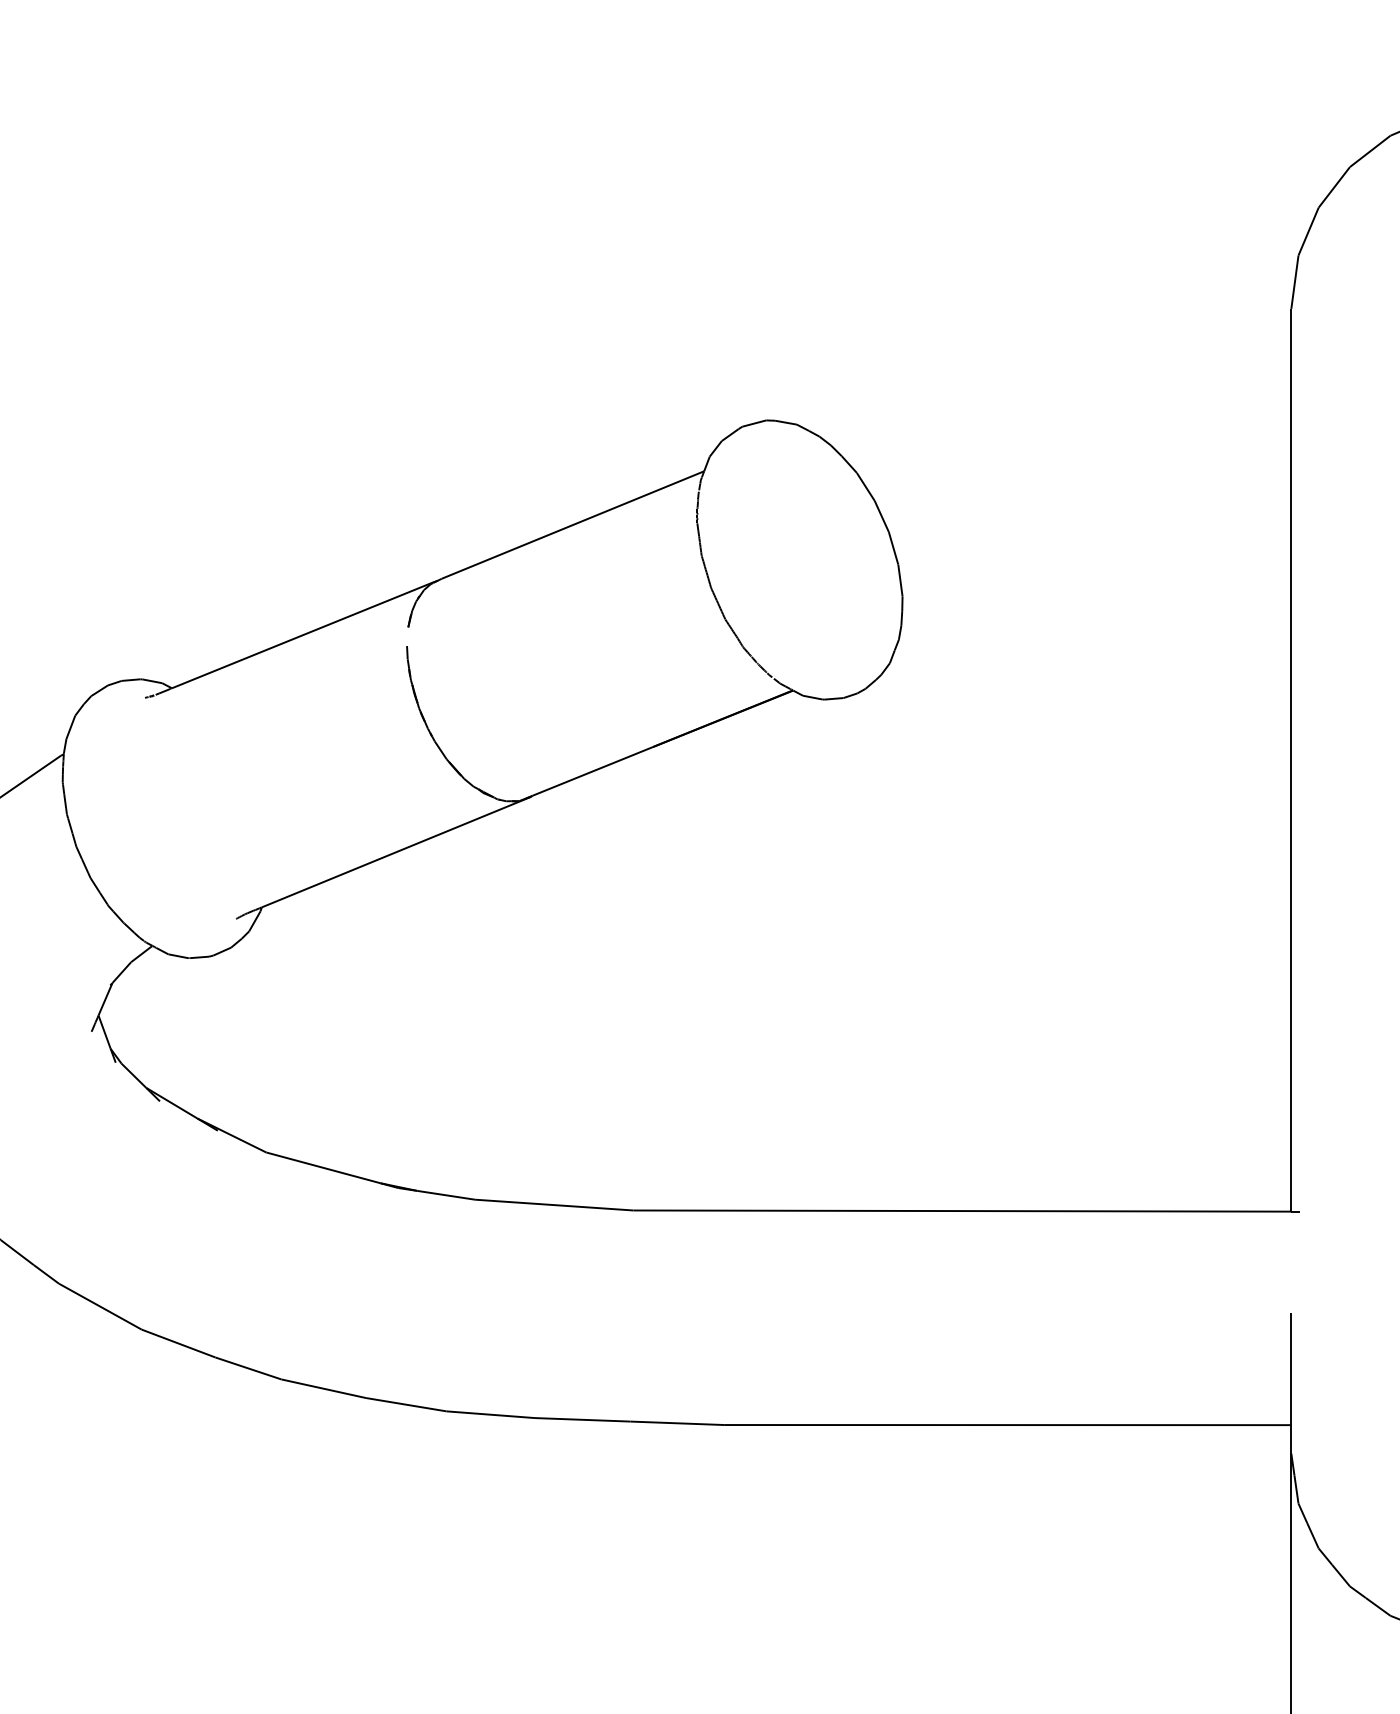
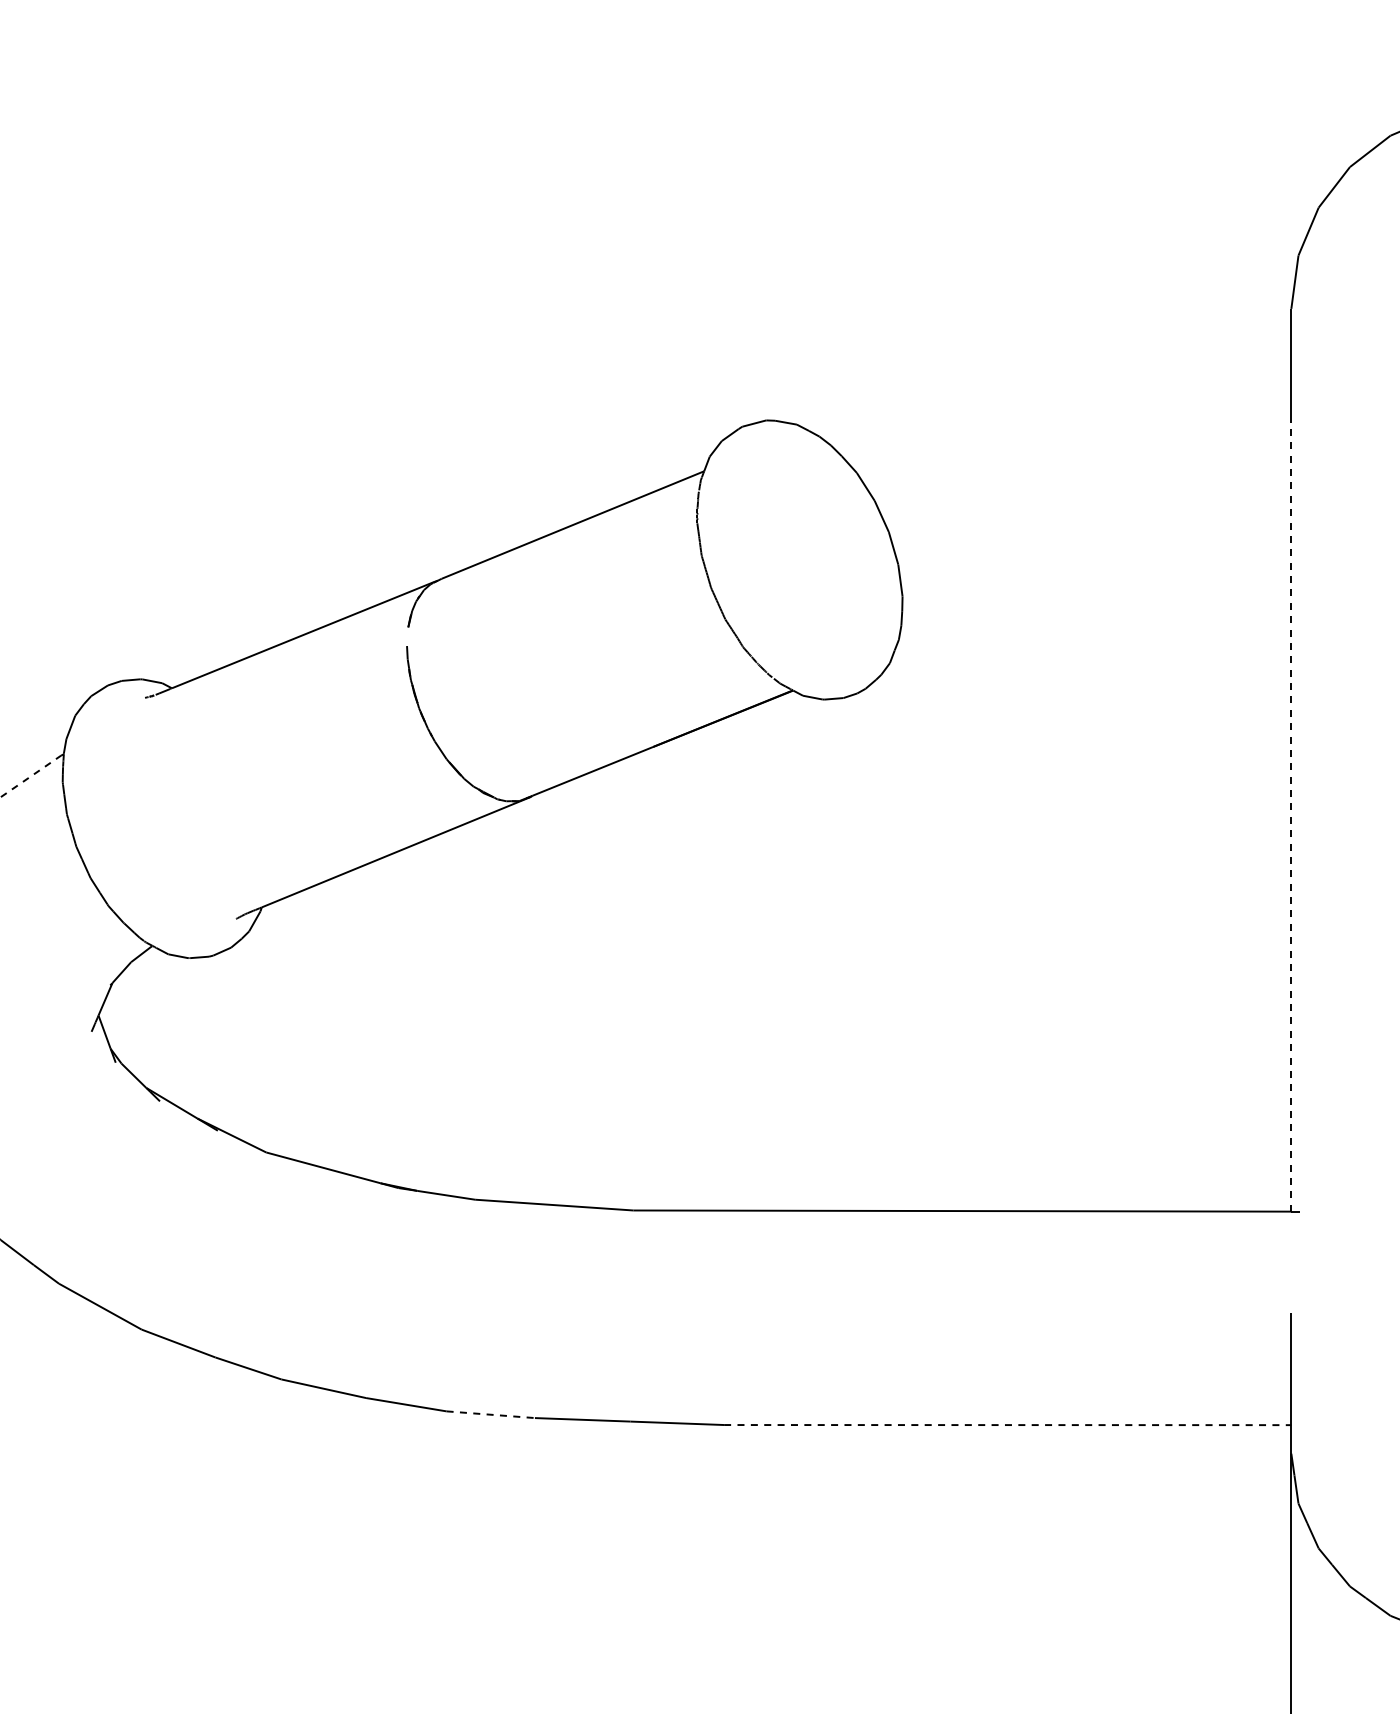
line: solid -> dashed (30, 776)
line: solid -> dashed (1291, 813)
line: solid -> dashed (491, 1414)
line: solid -> dashed (1007, 1425)
